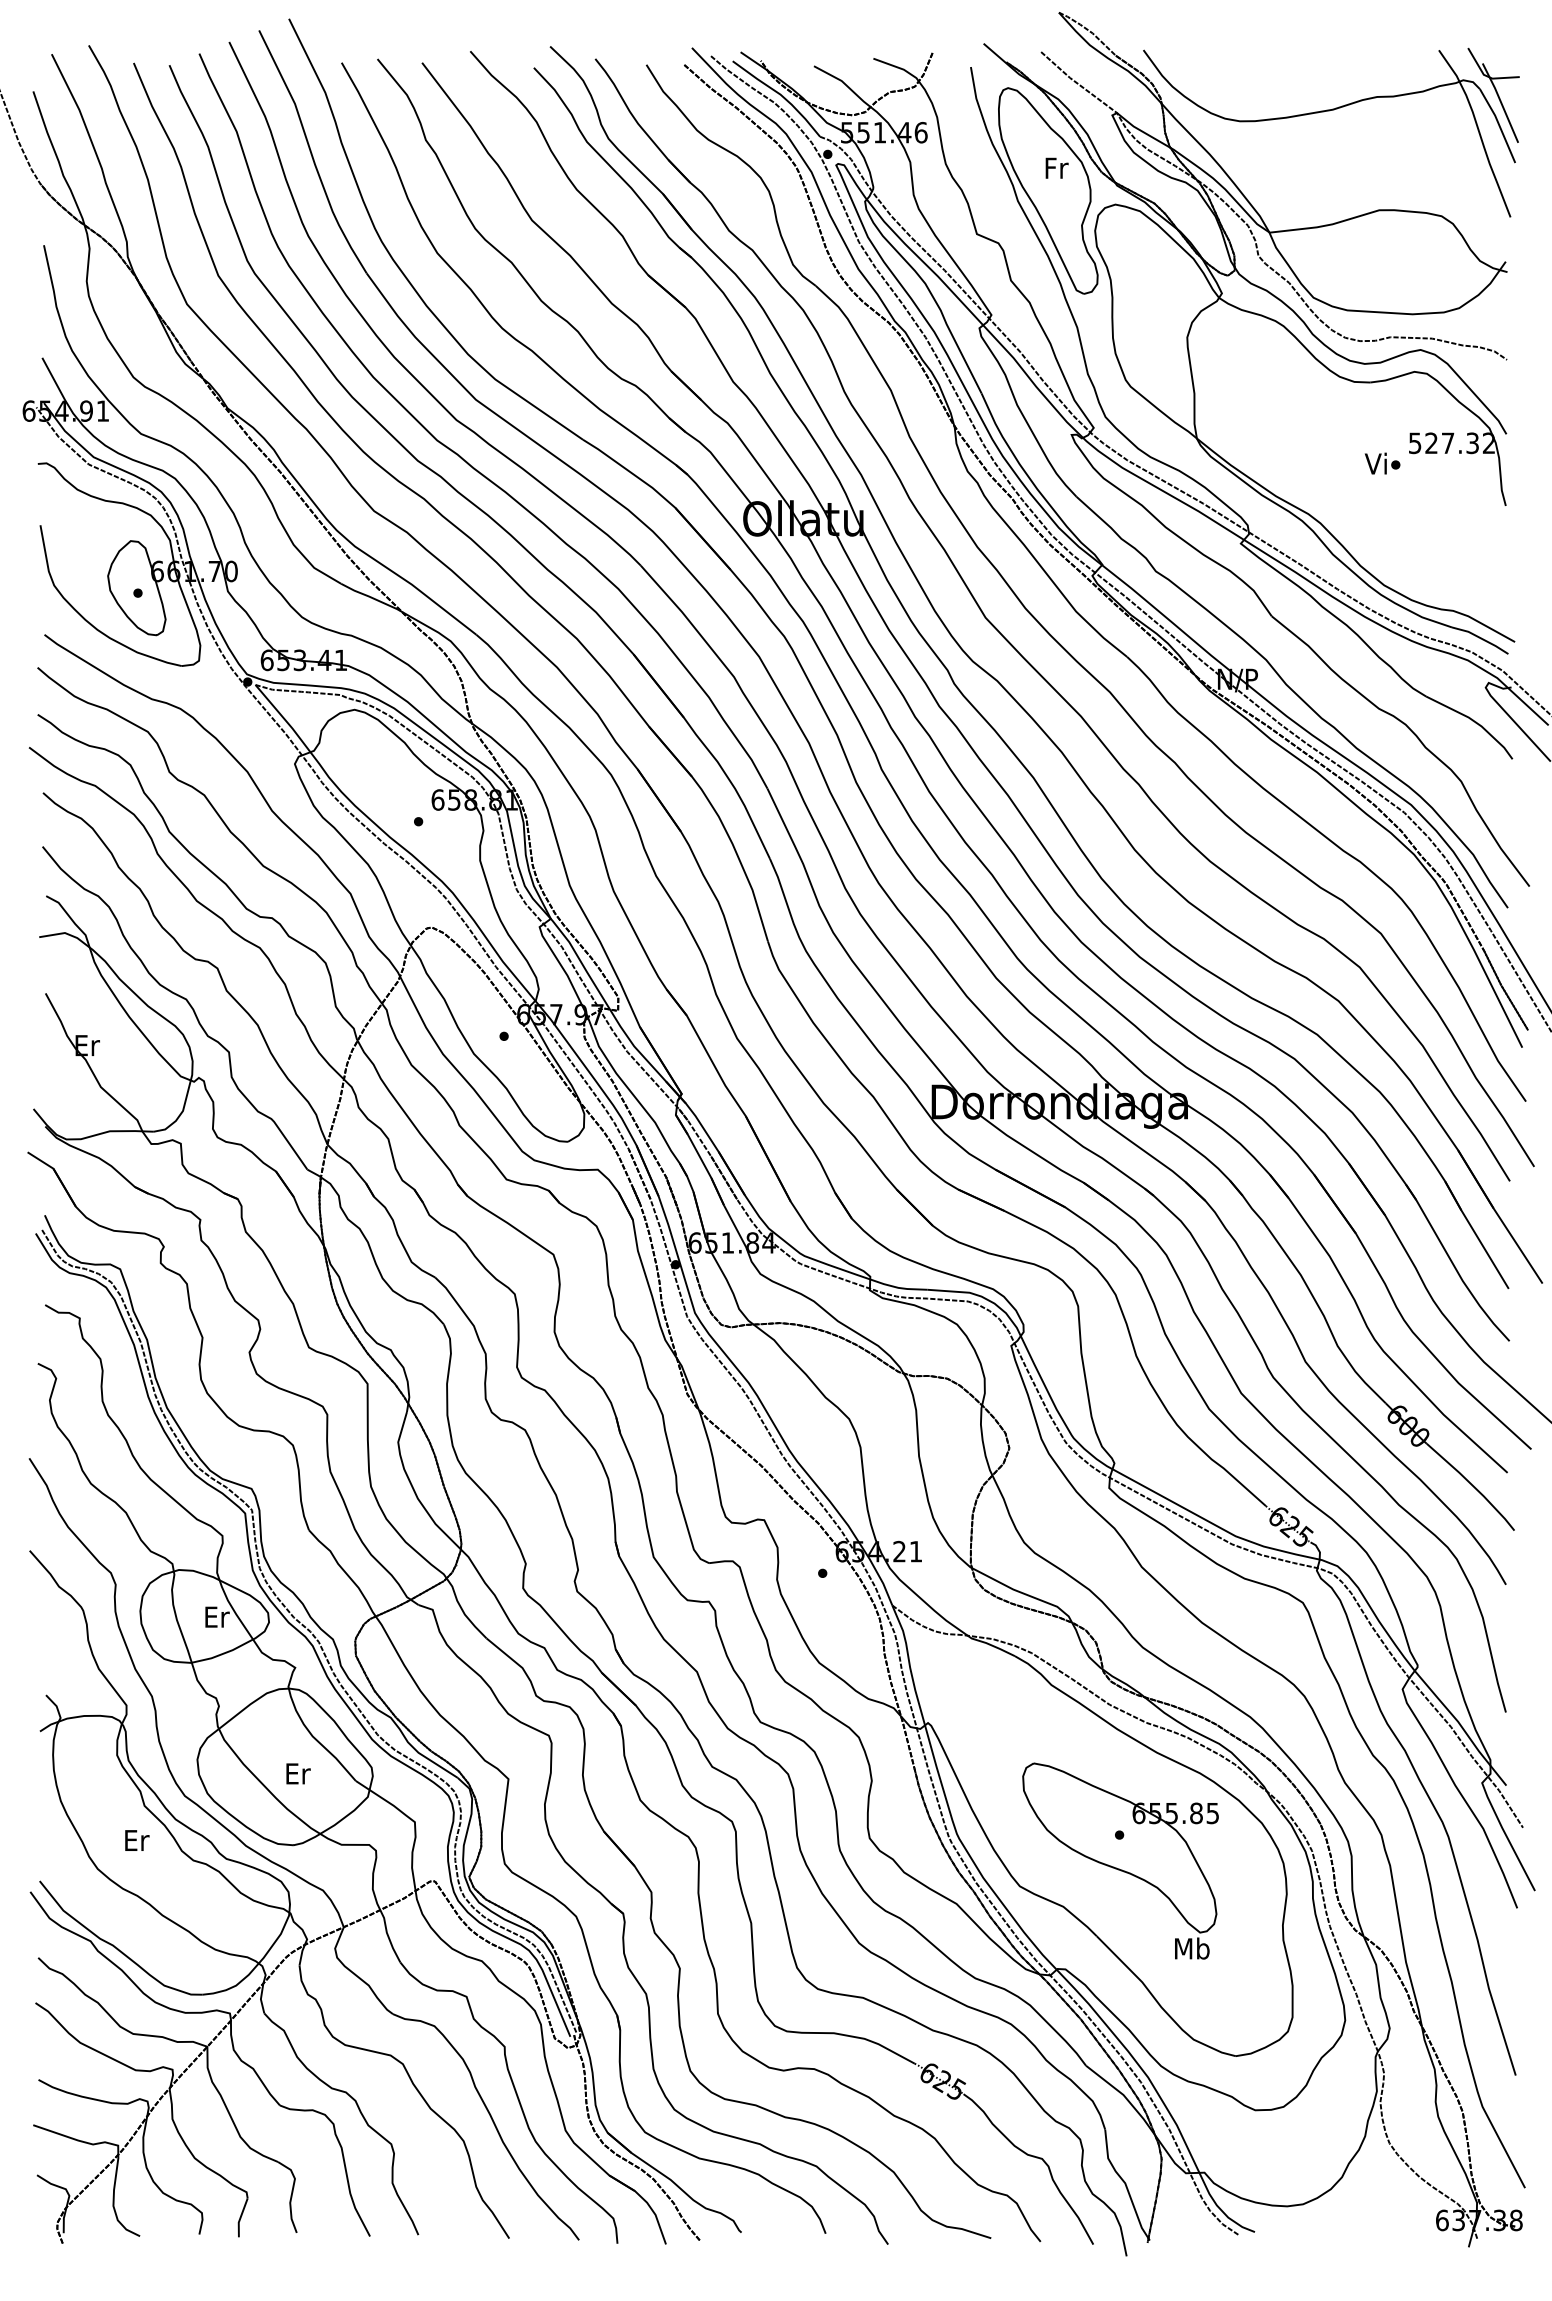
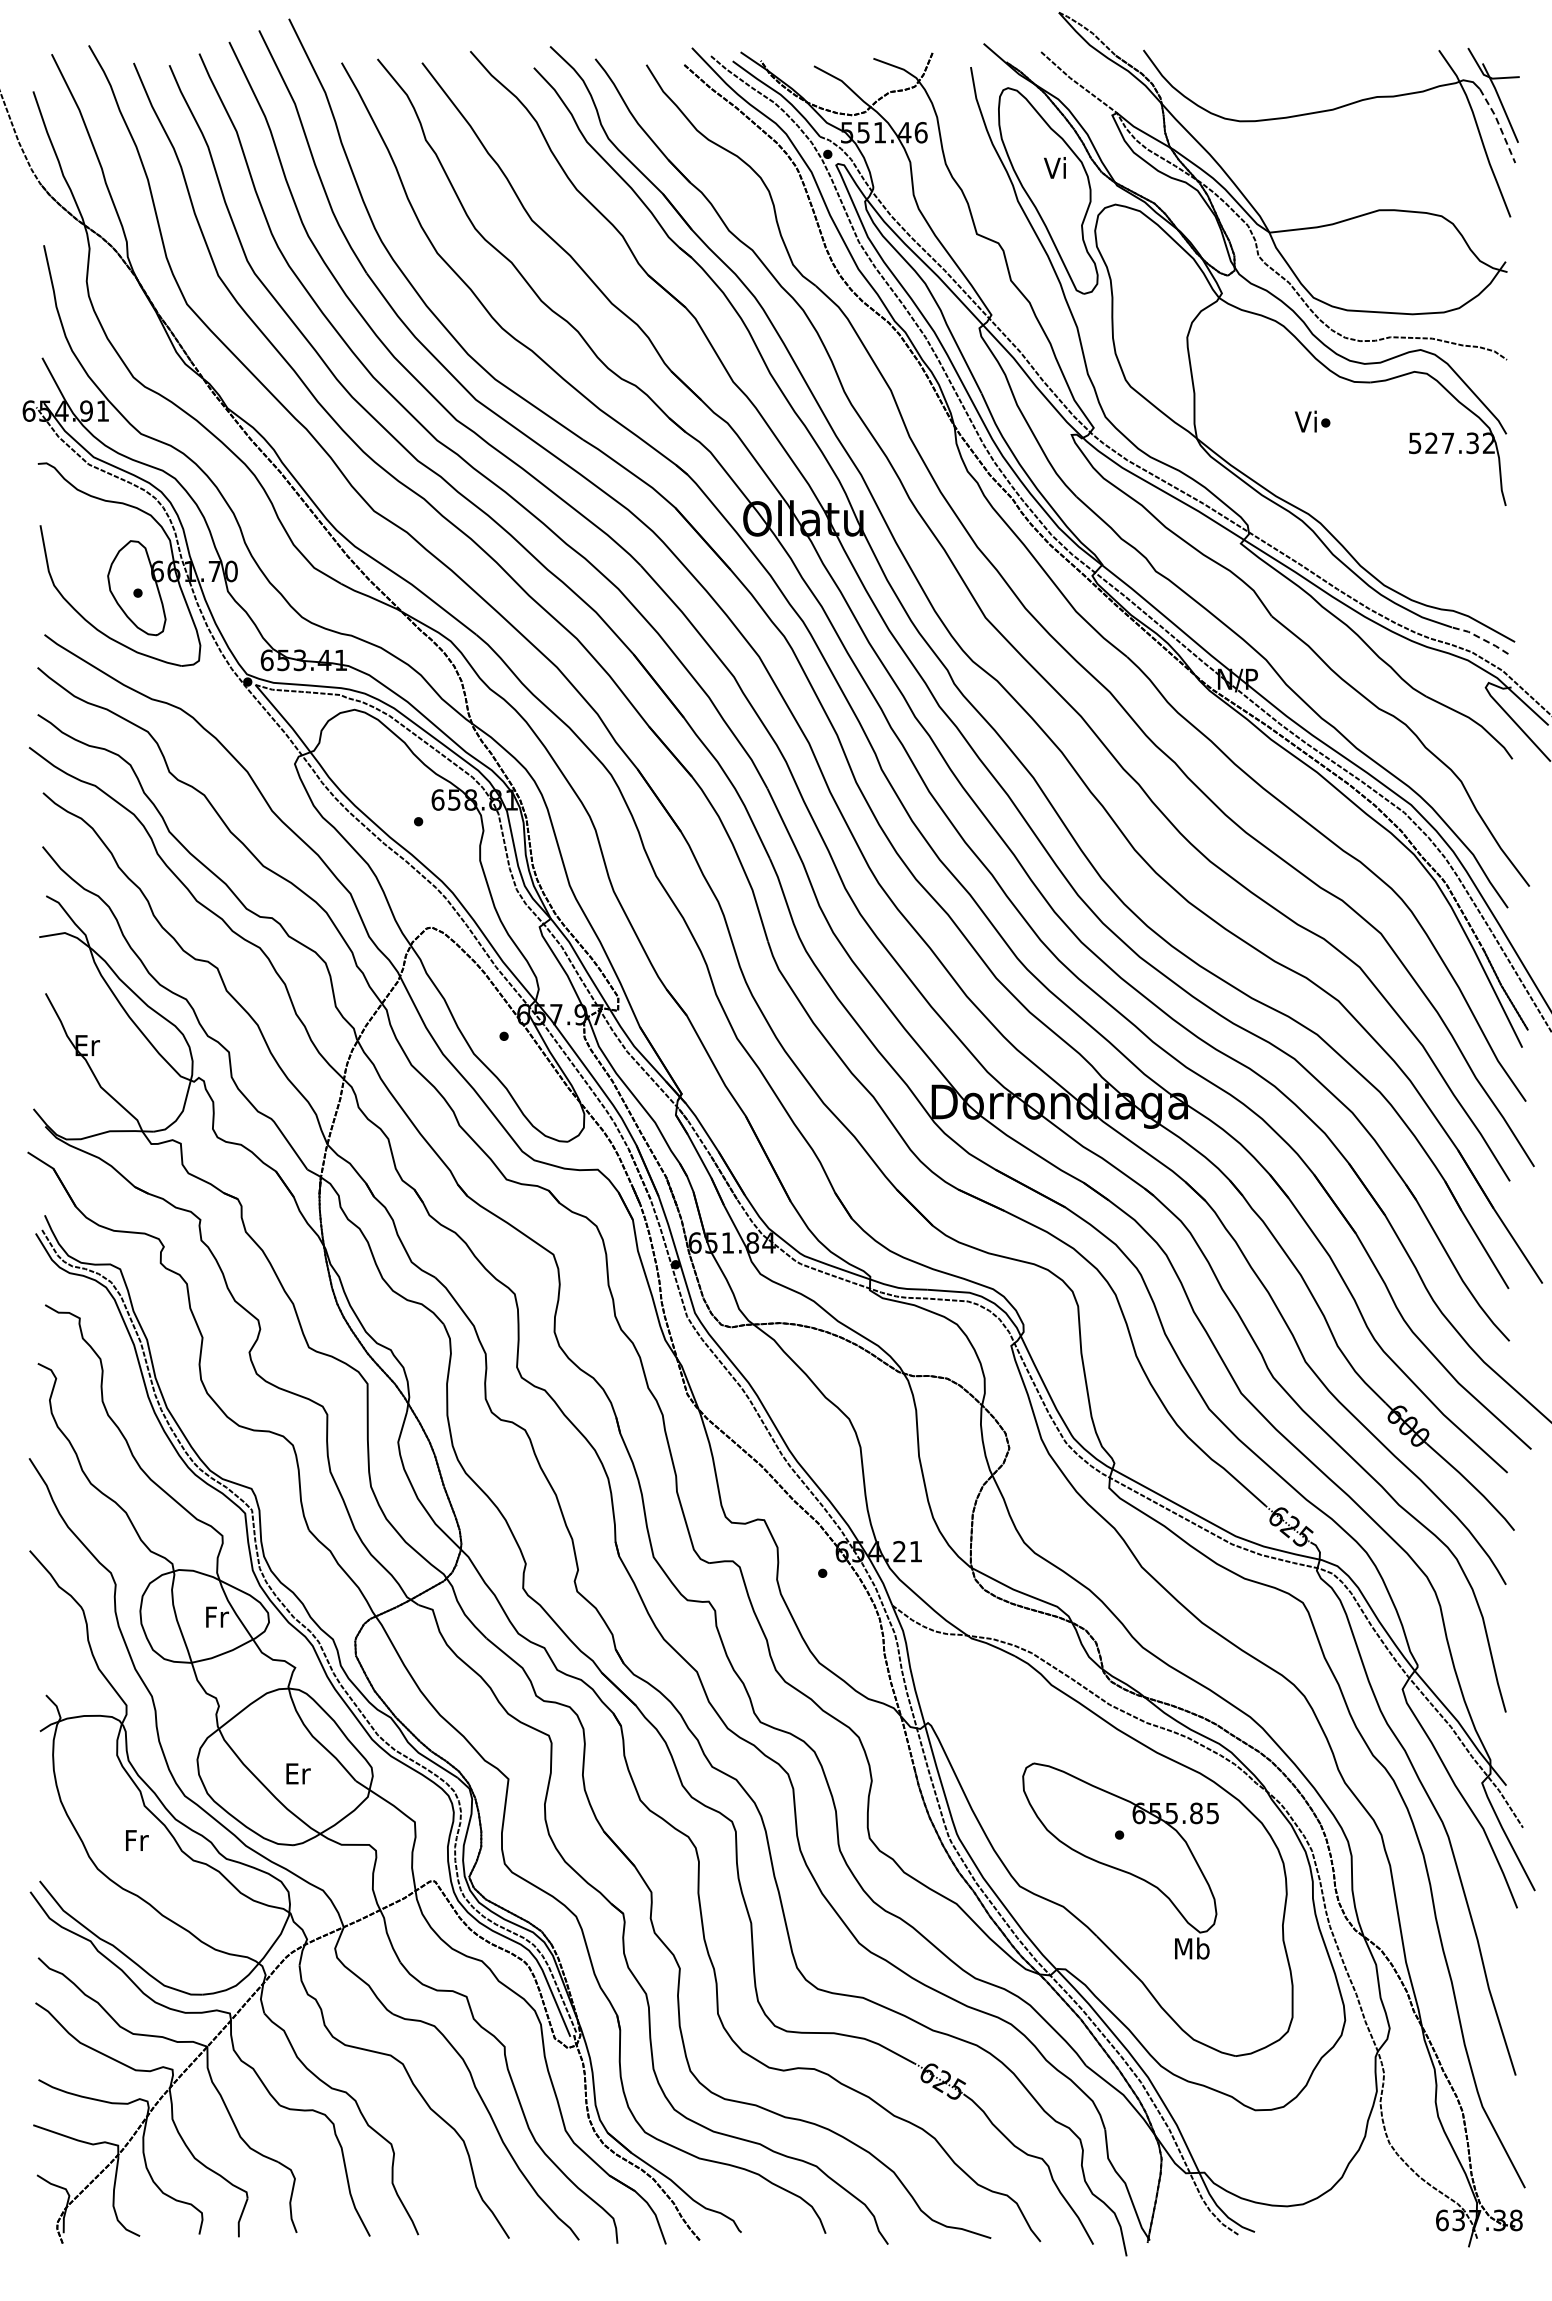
line: solid -> dashed (1499, 124)
text: Fr -> Vi (1056, 167)
text position: (1382, 463) -> (1312, 421) (1312, 421)
line: solid -> dashed (1480, 638)
text: Er -> Fr (217, 1616)
text: Er -> Fr (137, 1840)
